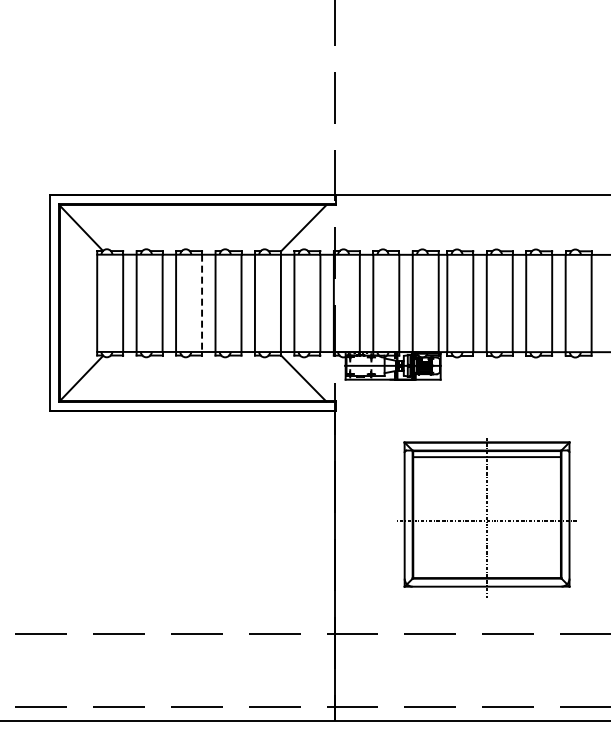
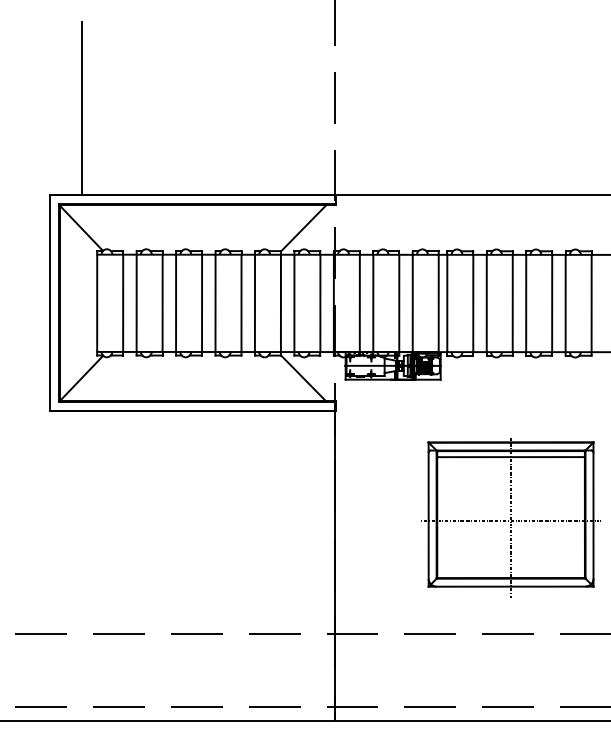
line: none -> present (81, 108)
line: dashed -> solid (202, 303)
part position: (486, 517) -> (510, 517) (510, 517)
